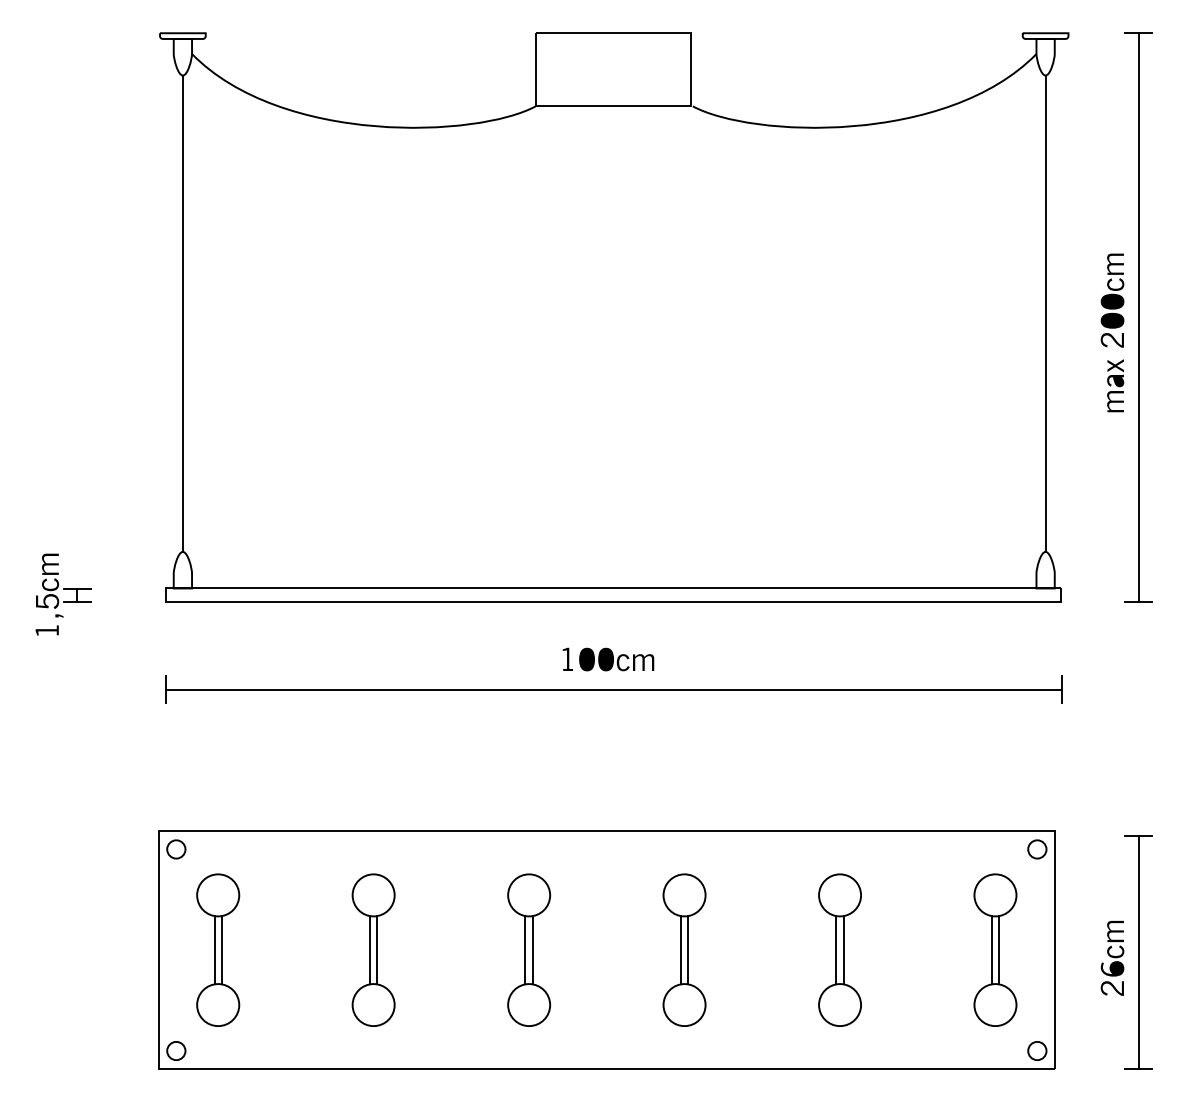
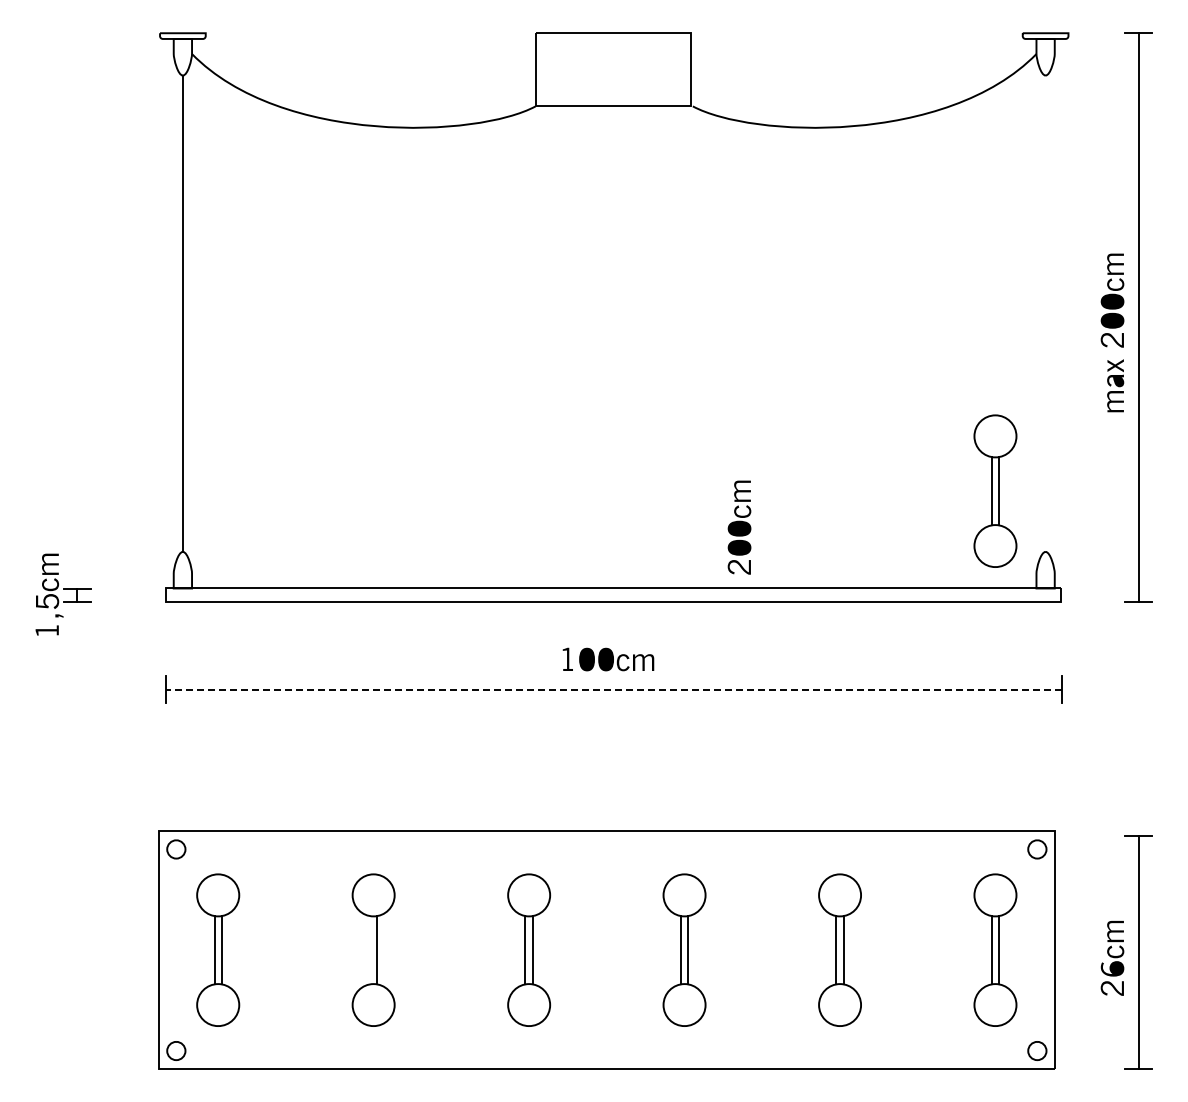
line: present -> none (1045, 313)
part: none -> present (995, 490)
part: none -> present (739, 527)
line: solid -> dashed (613, 689)
line: present -> none (370, 950)
